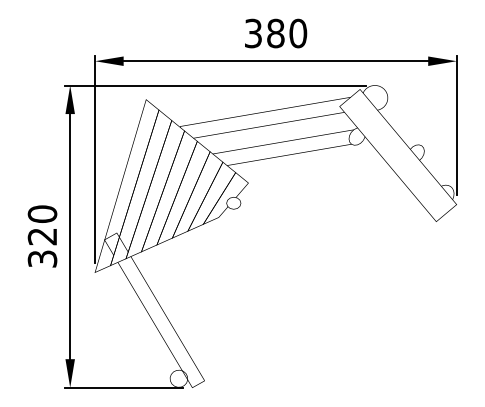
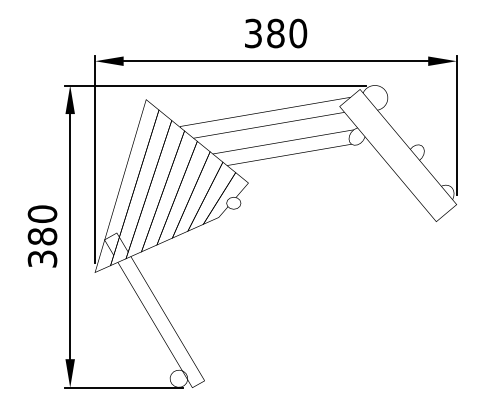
text: 320 -> 380 (42, 236)
